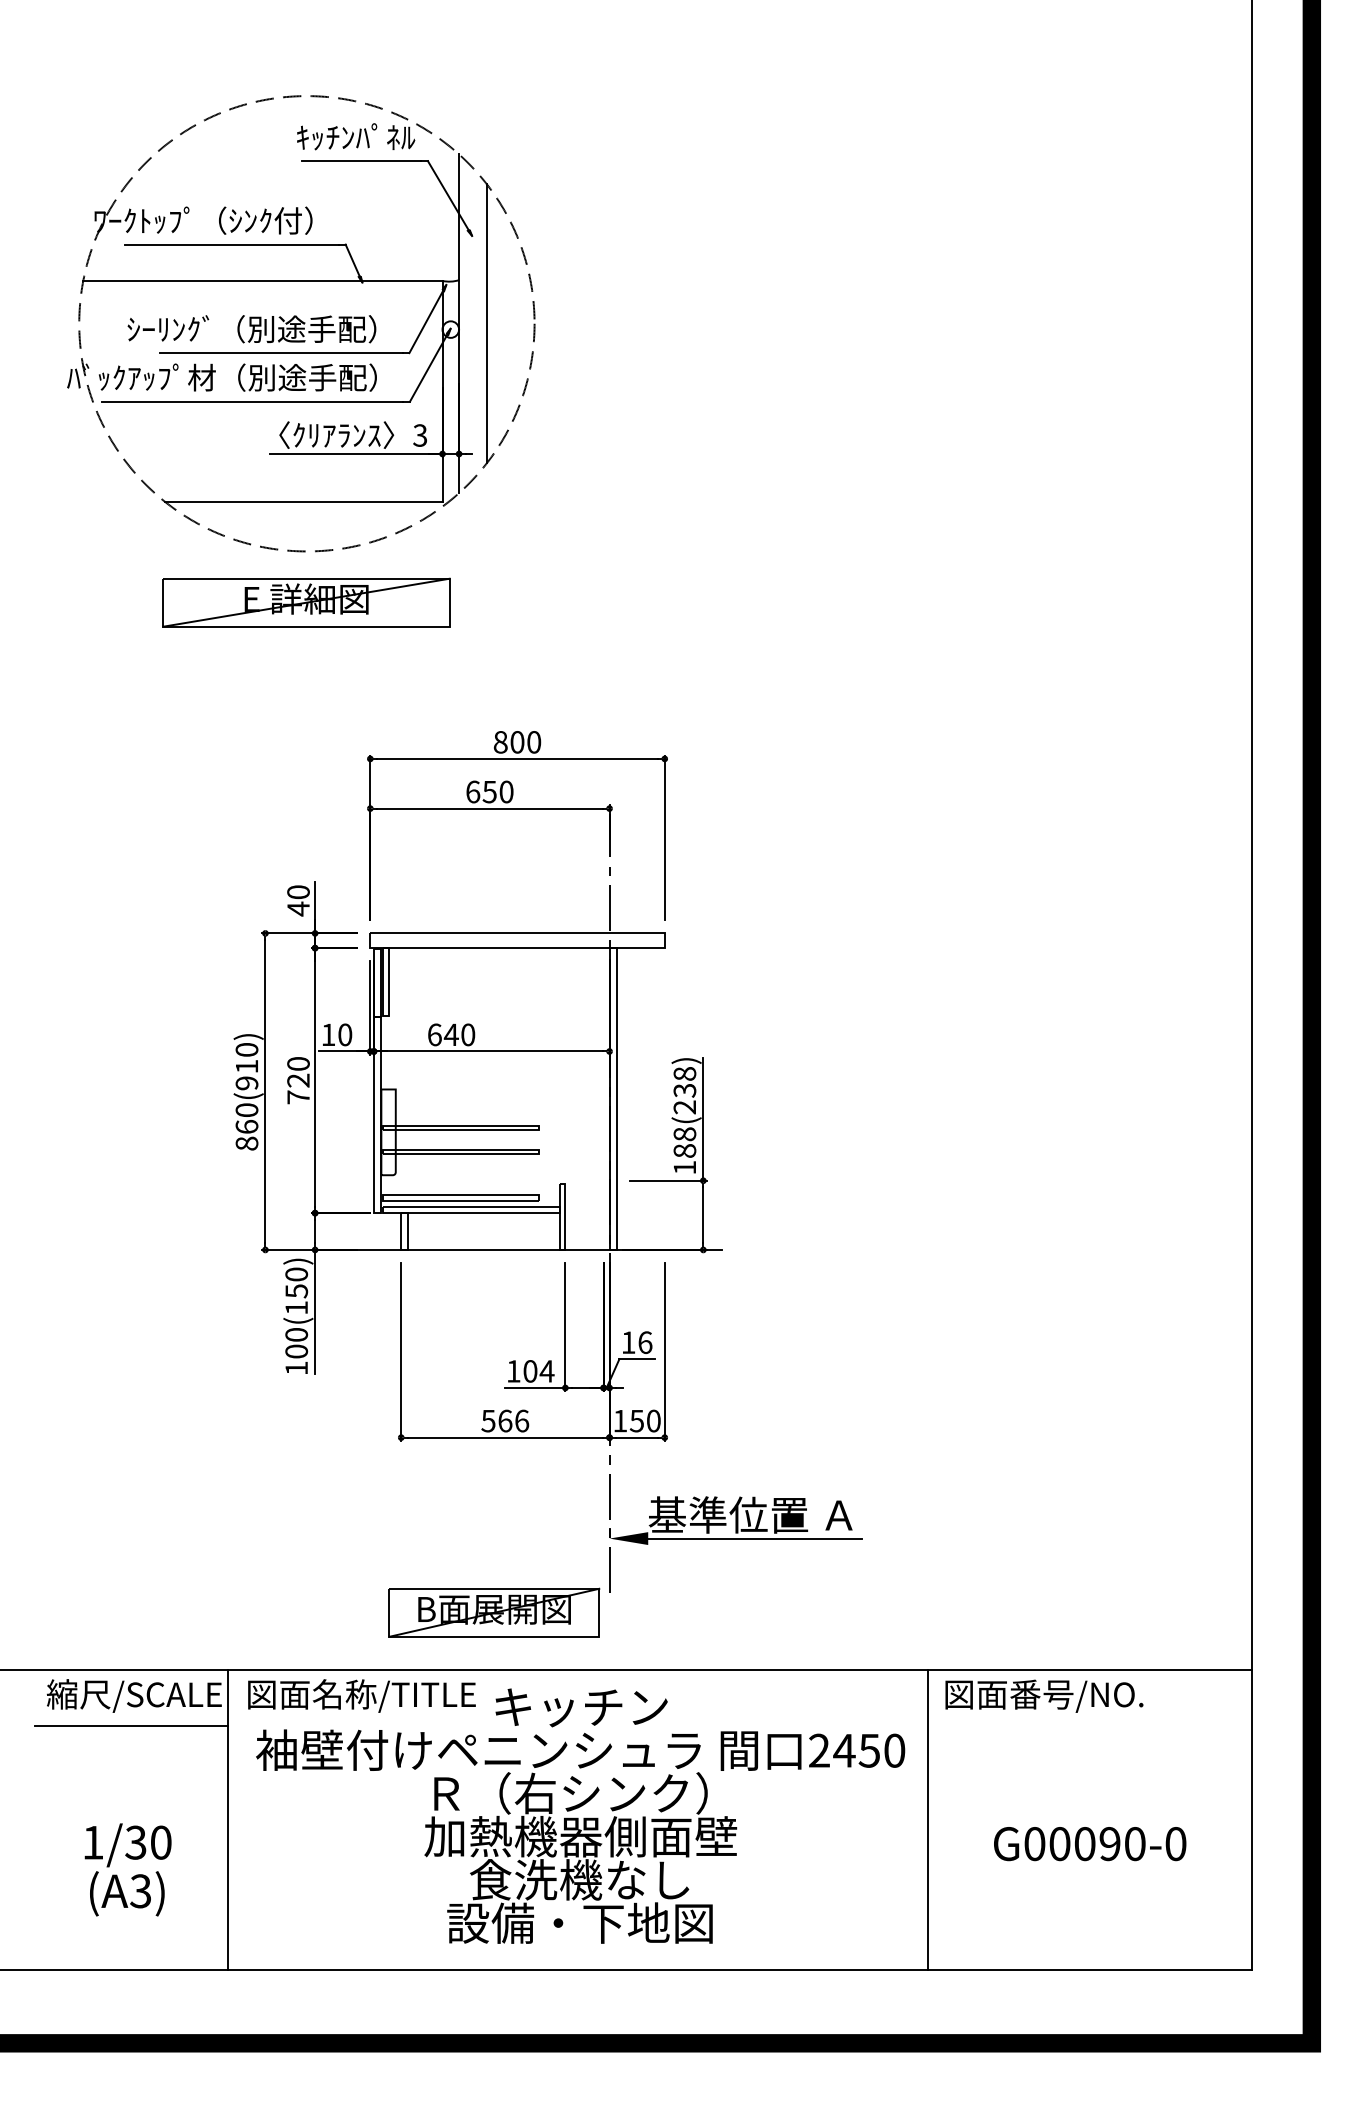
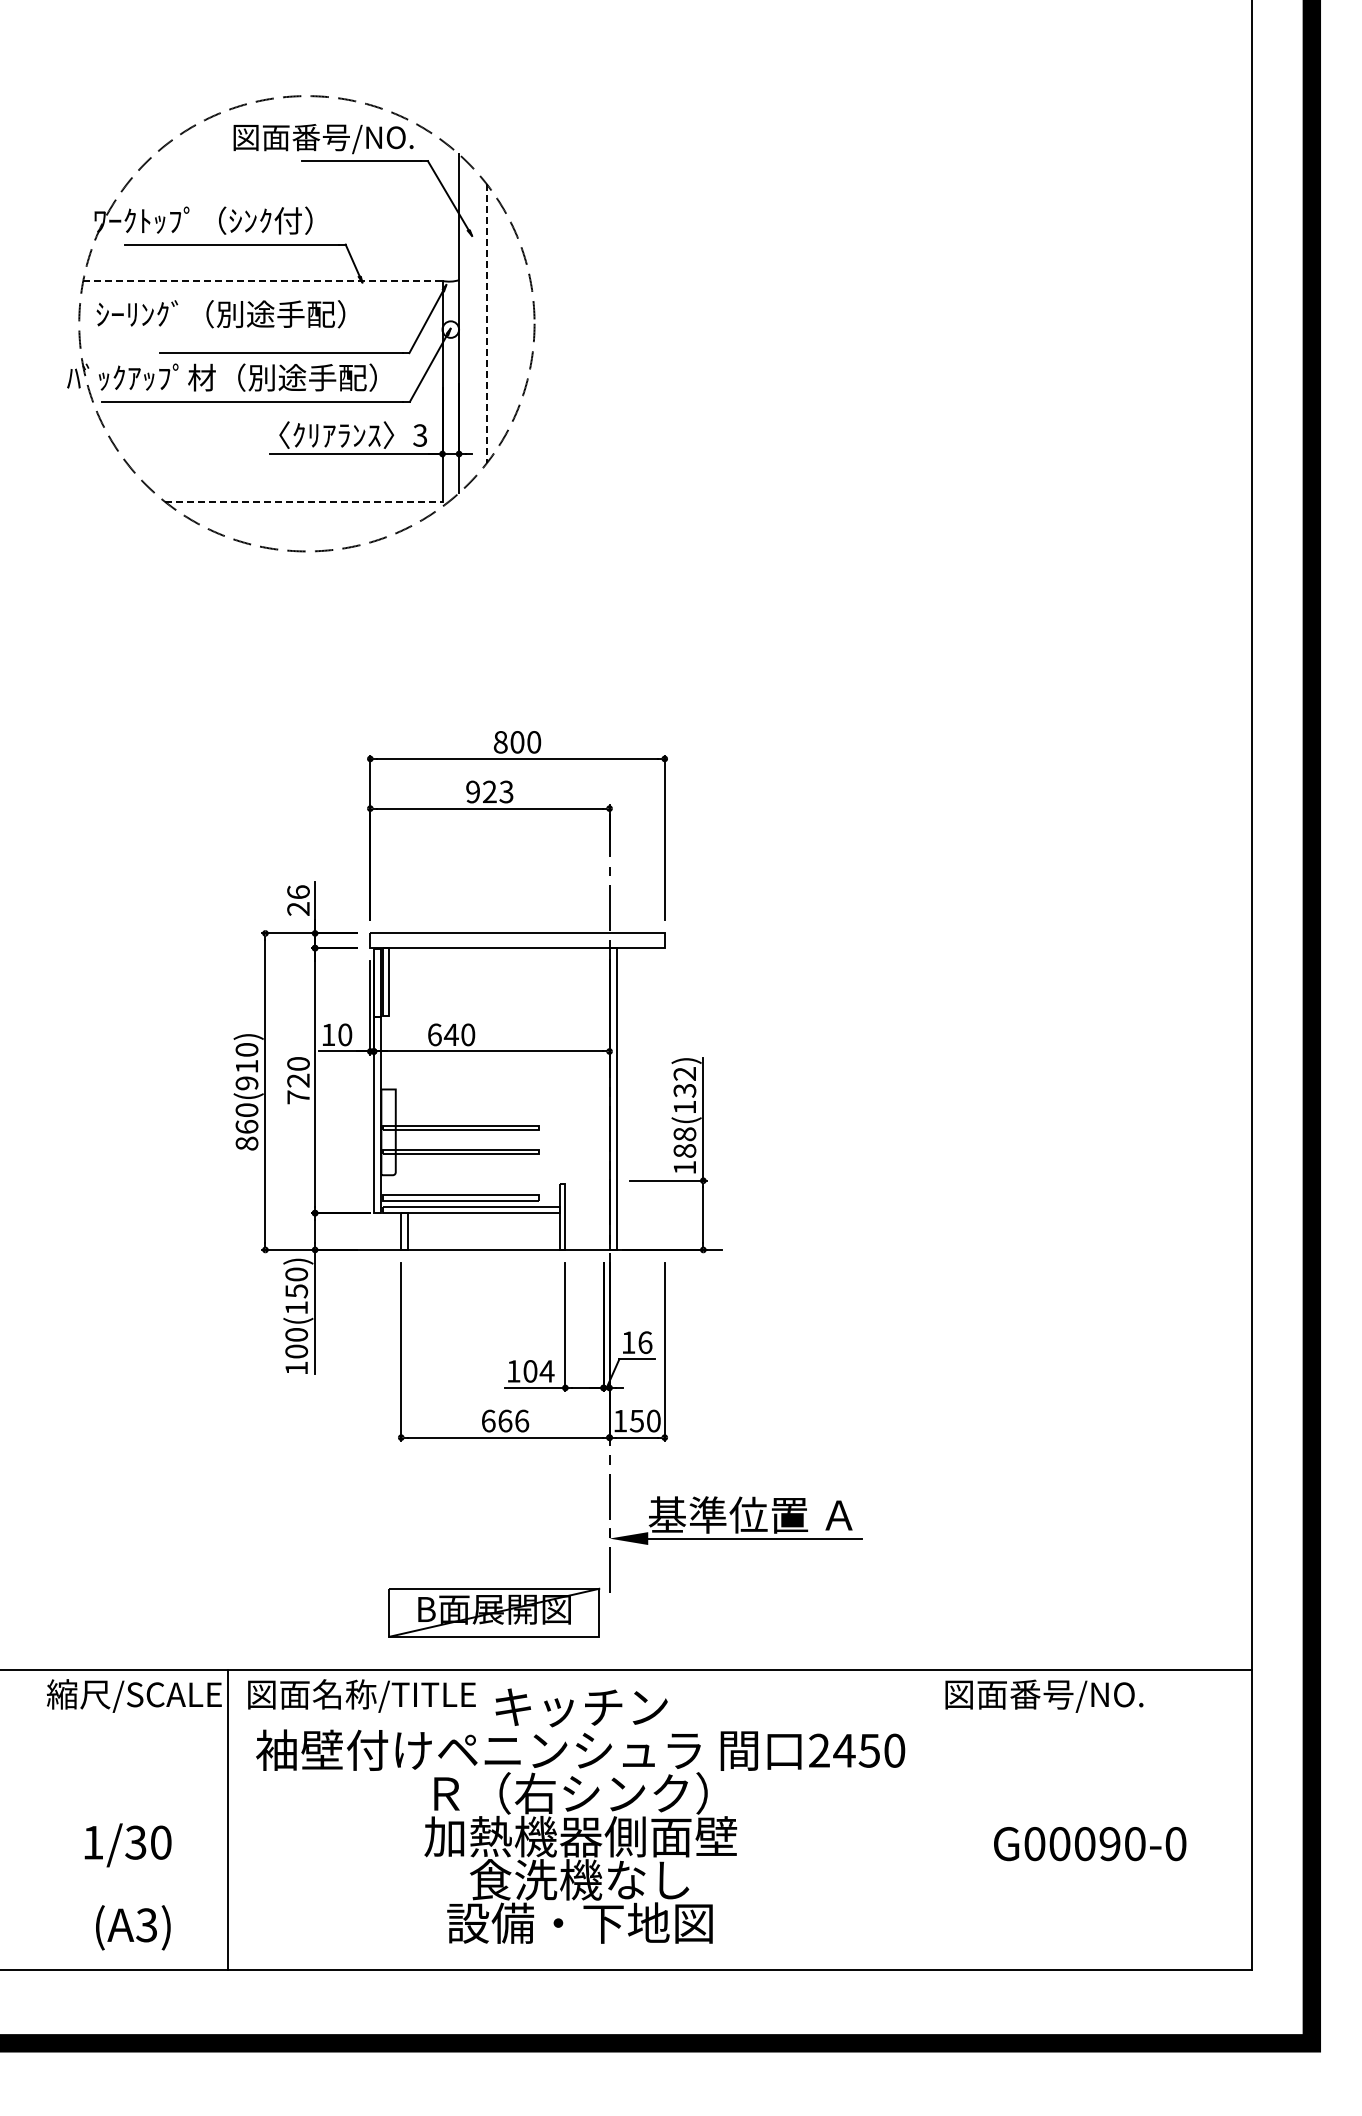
text: ｷｯﾁﾝﾊﾟﾈﾙ -> 図面番号/NO. (324, 138)
line: solid -> dashed (262, 280)
line: solid -> dashed (486, 323)
text position: (251, 329) -> (220, 314) (220, 314)
line: solid -> dashed (303, 501)
part: present -> none (306, 602)
text: 650 -> 923 (489, 791)
text: 40 -> 26 (298, 900)
text: 188(238) -> 188(132) (684, 1090)
text: 566 -> 666 (488, 1420)
line: present -> none (131, 1726)
line: present -> none (927, 1819)
text position: (127, 1893) -> (133, 1927) (133, 1927)
